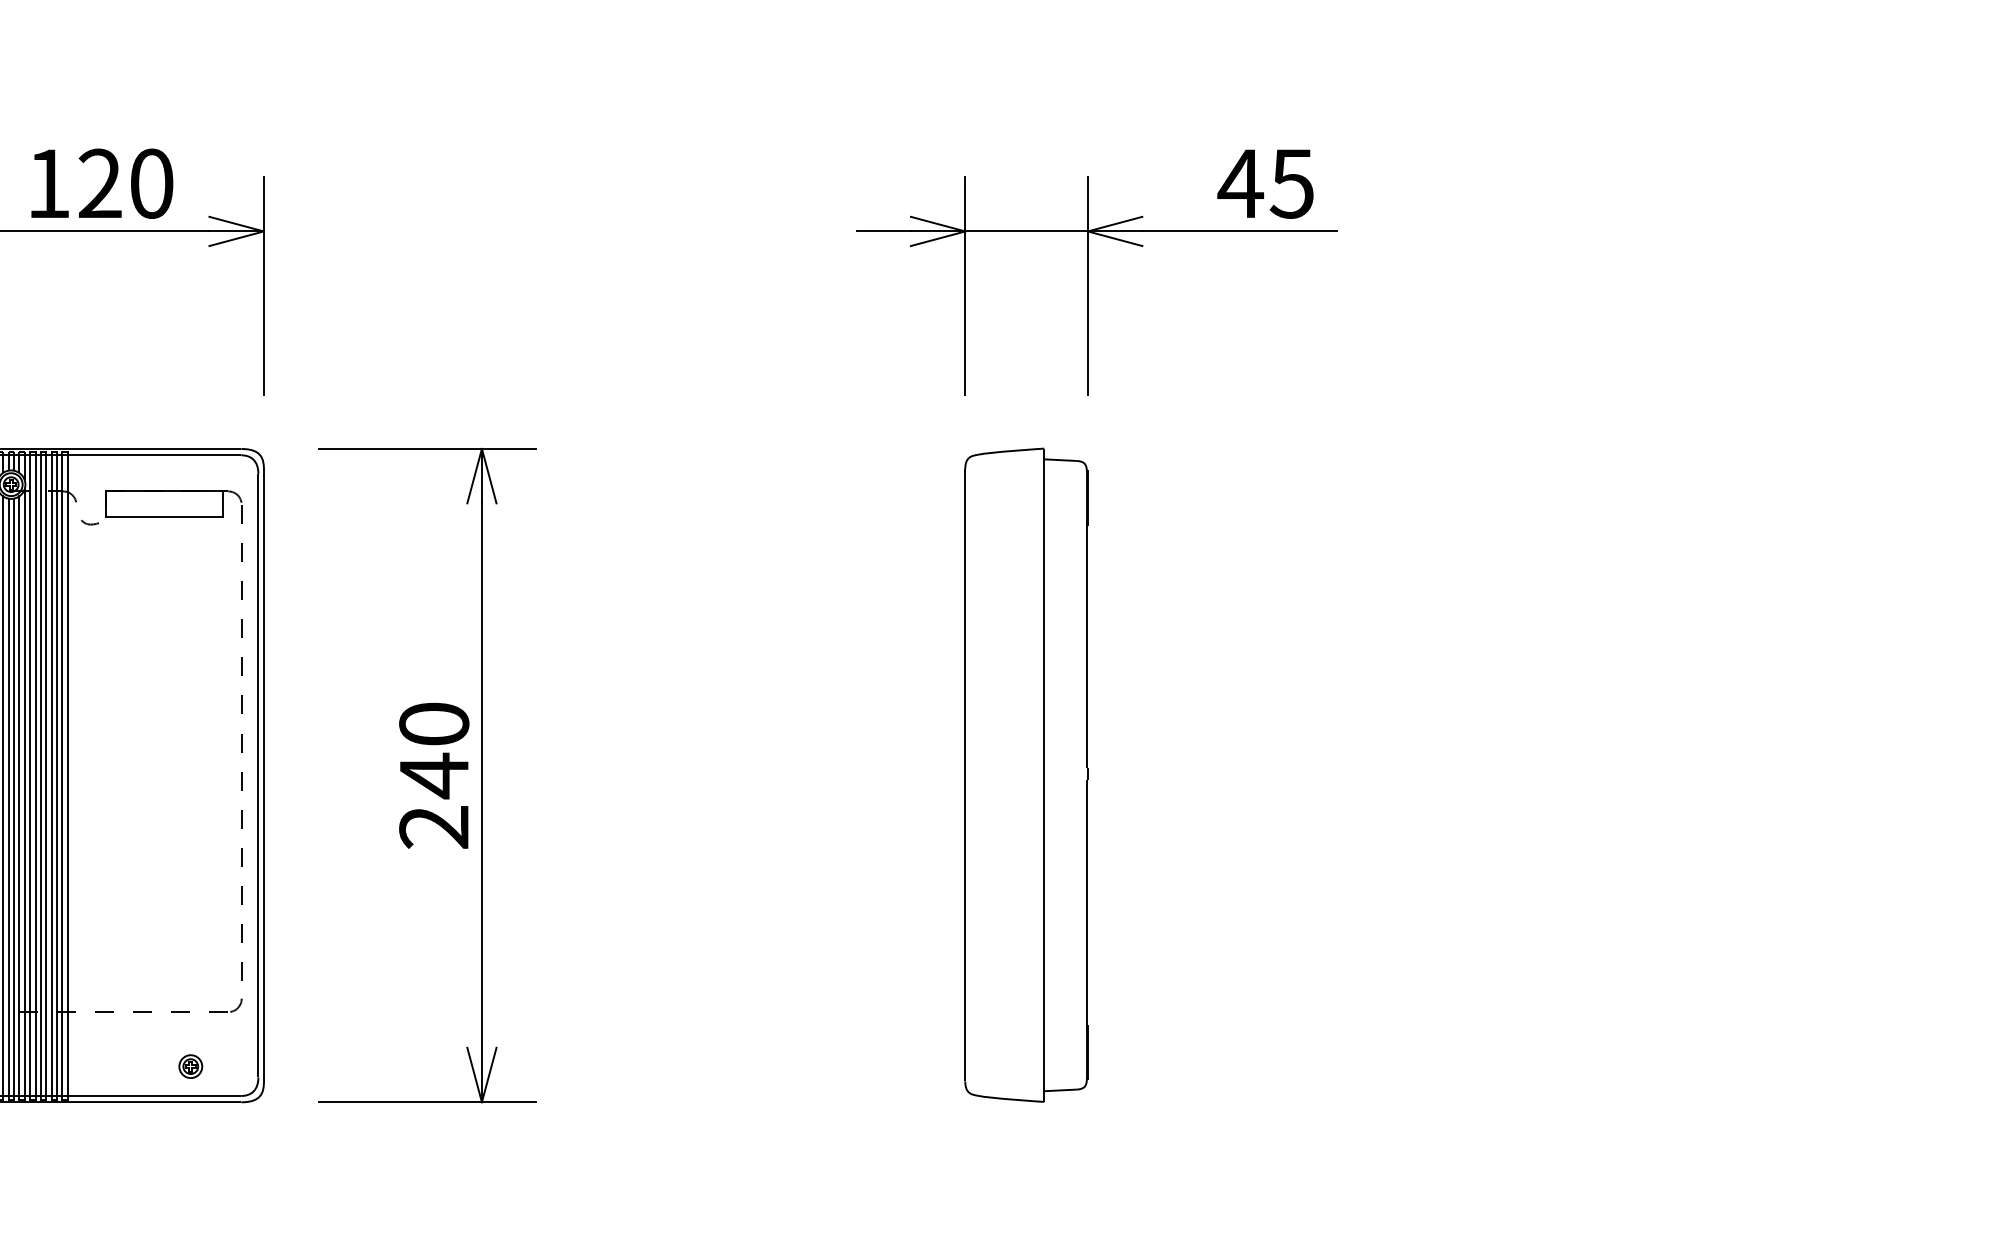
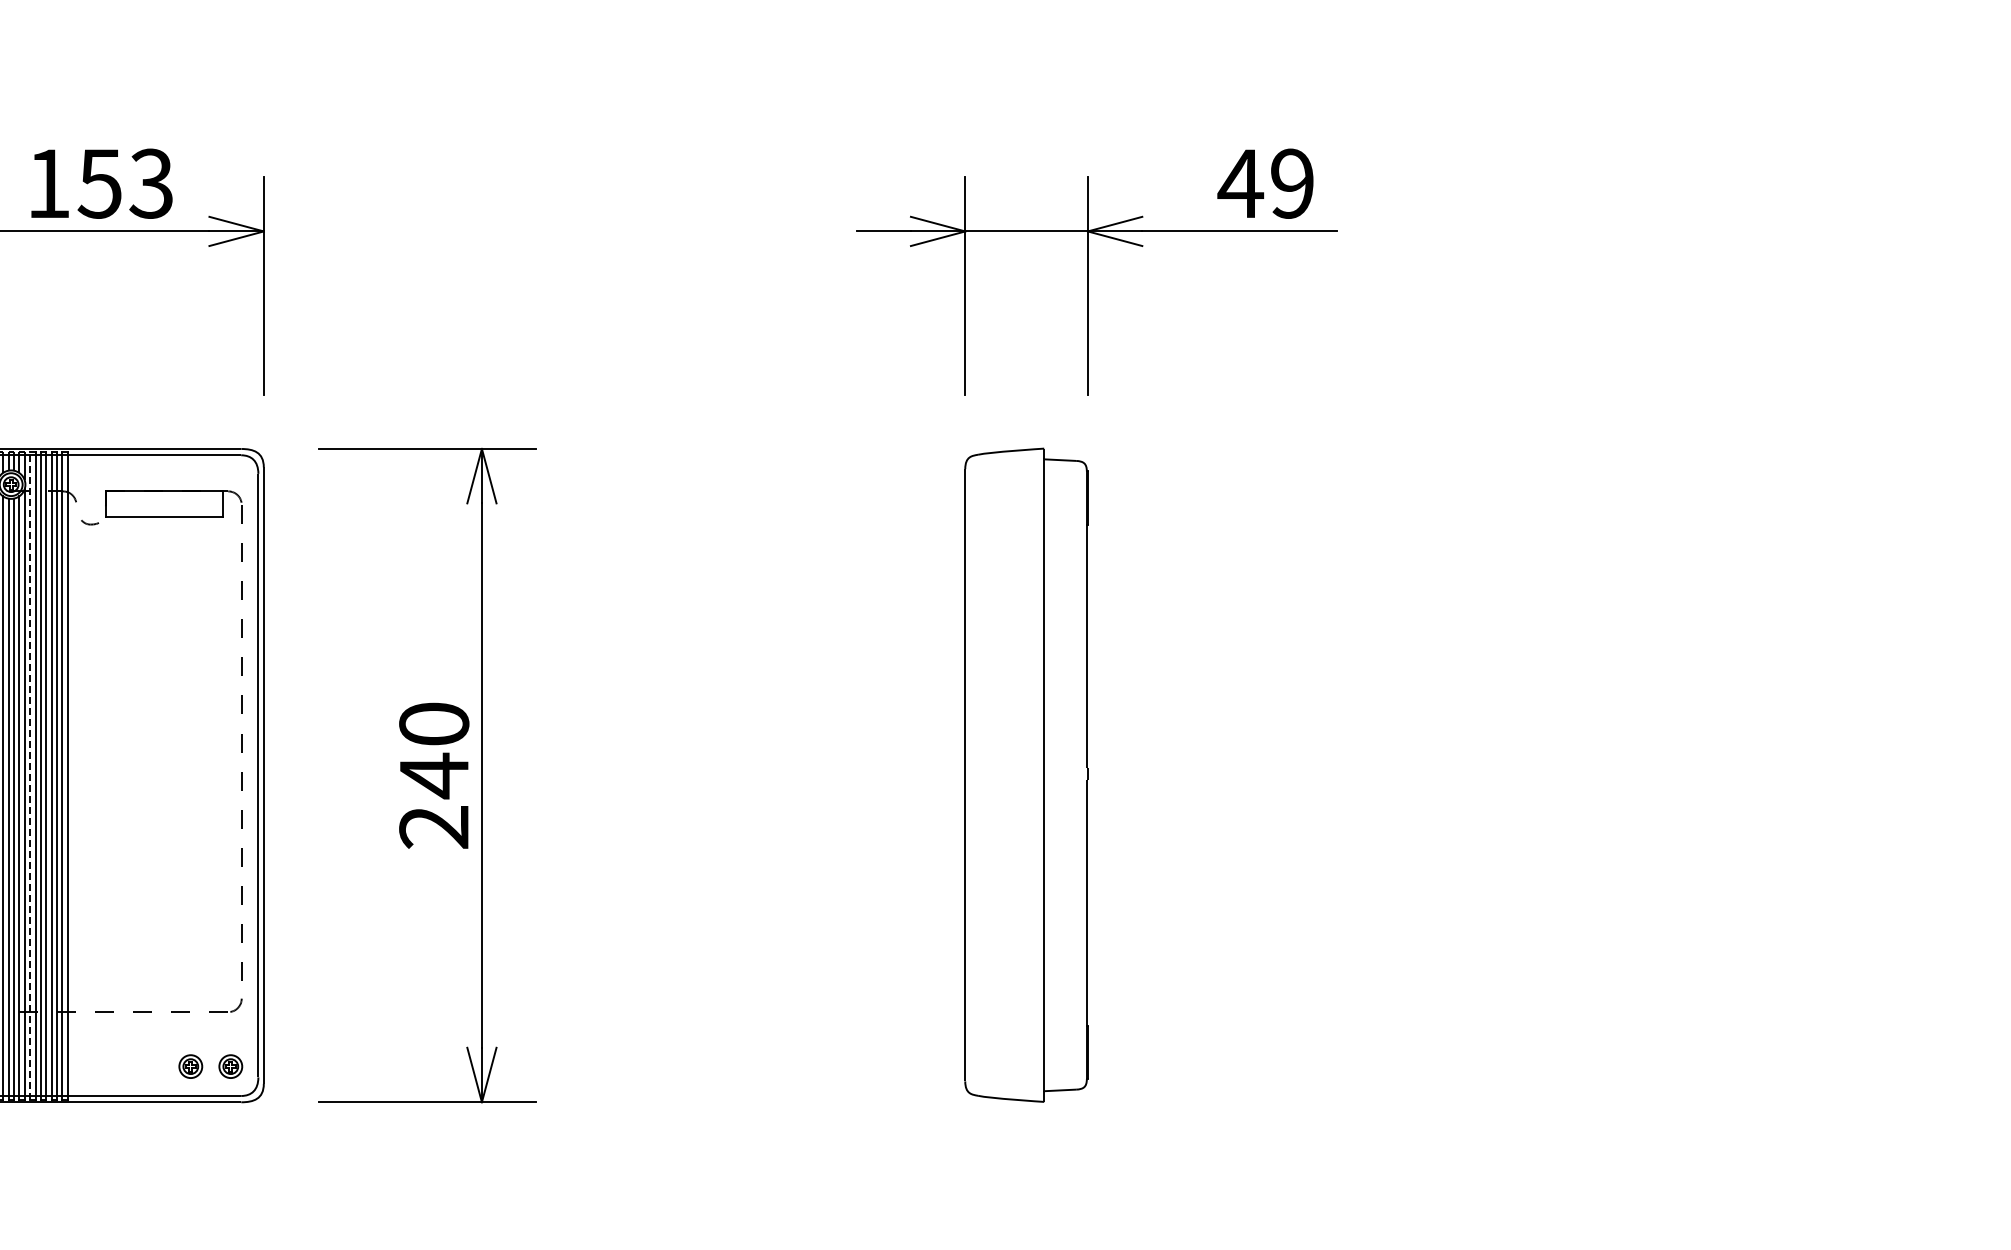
text: 120 -> 153 (125, 183)
text: 45 -> 49 (1291, 183)
line: solid -> dashed (30, 775)
part: none -> present (230, 1066)
